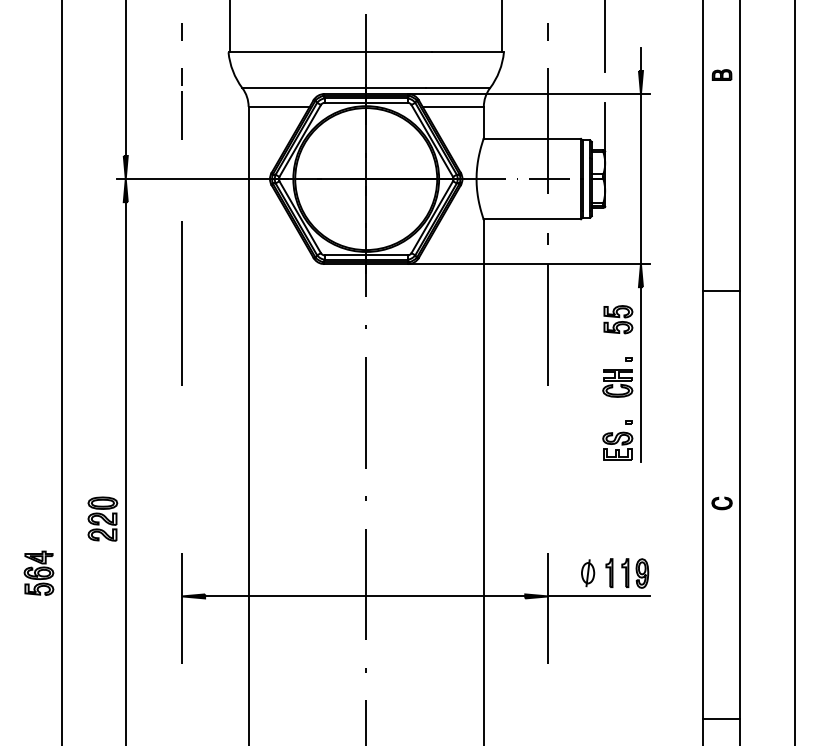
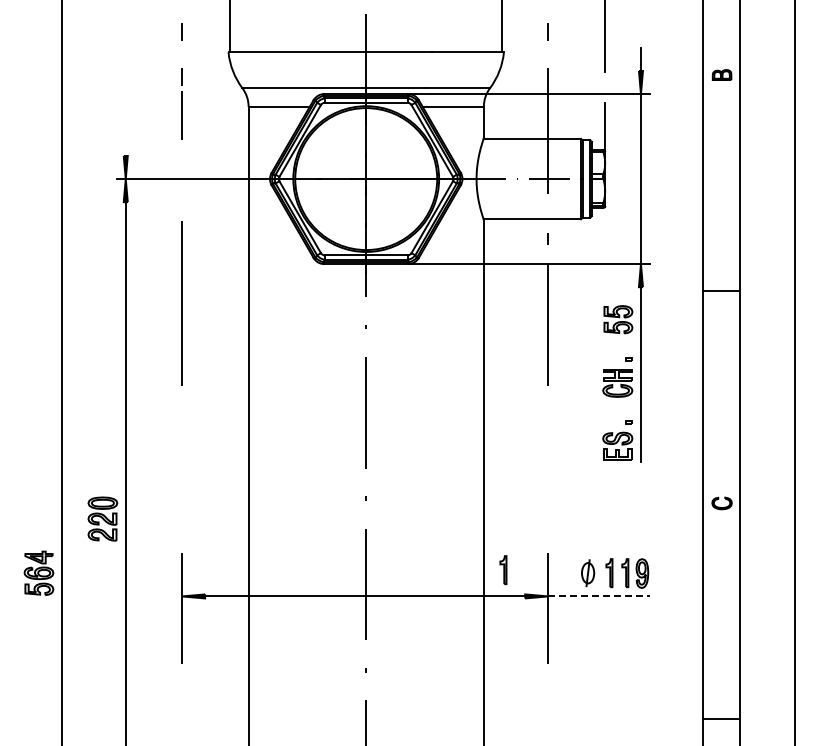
line: present -> none (125, 78)
part: none -> present (503, 569)
line: solid -> dashed (599, 596)
